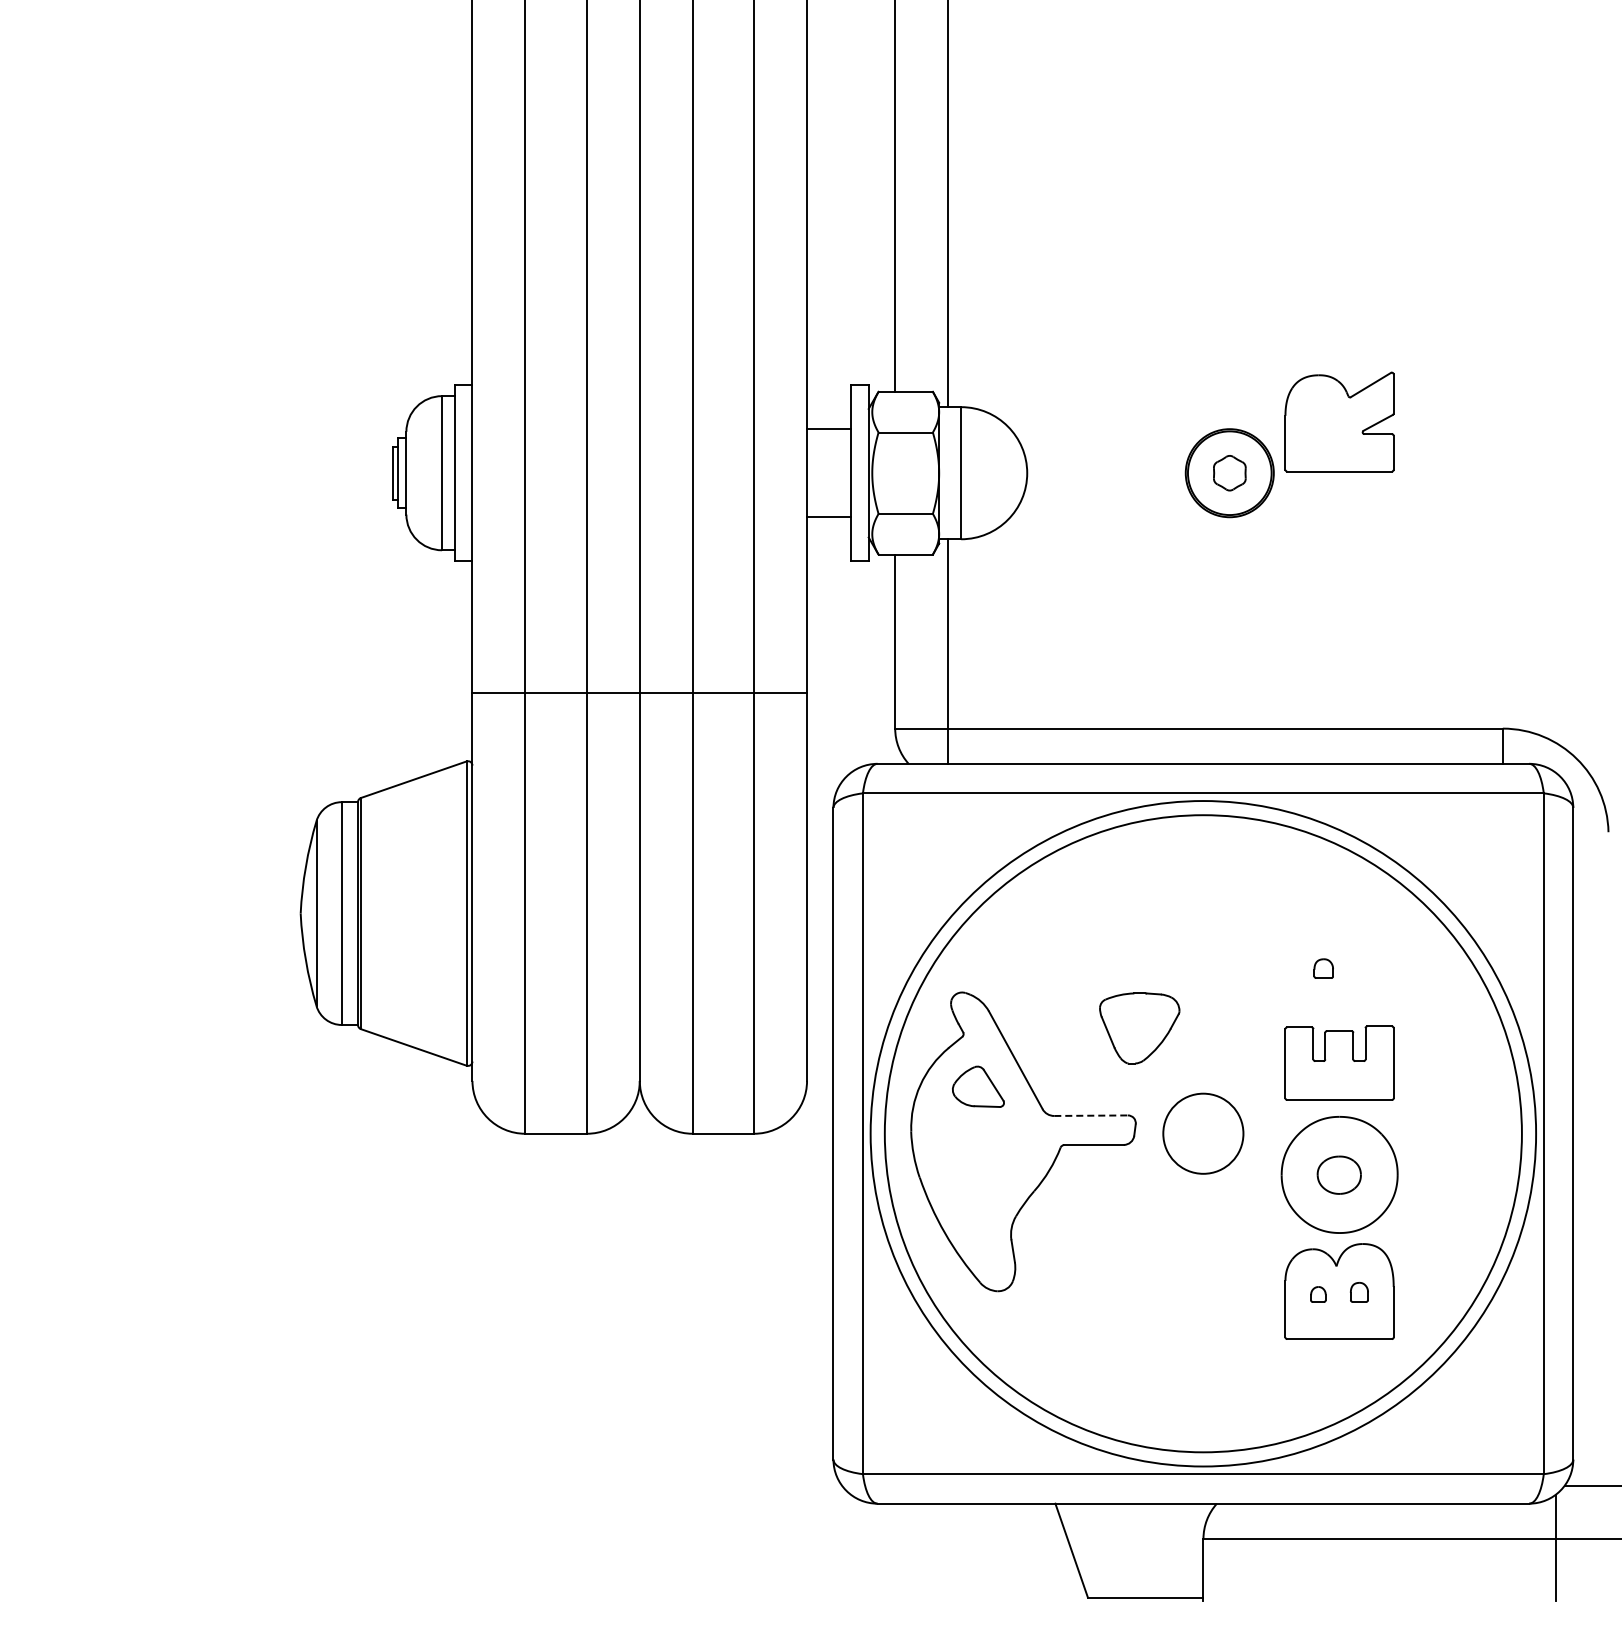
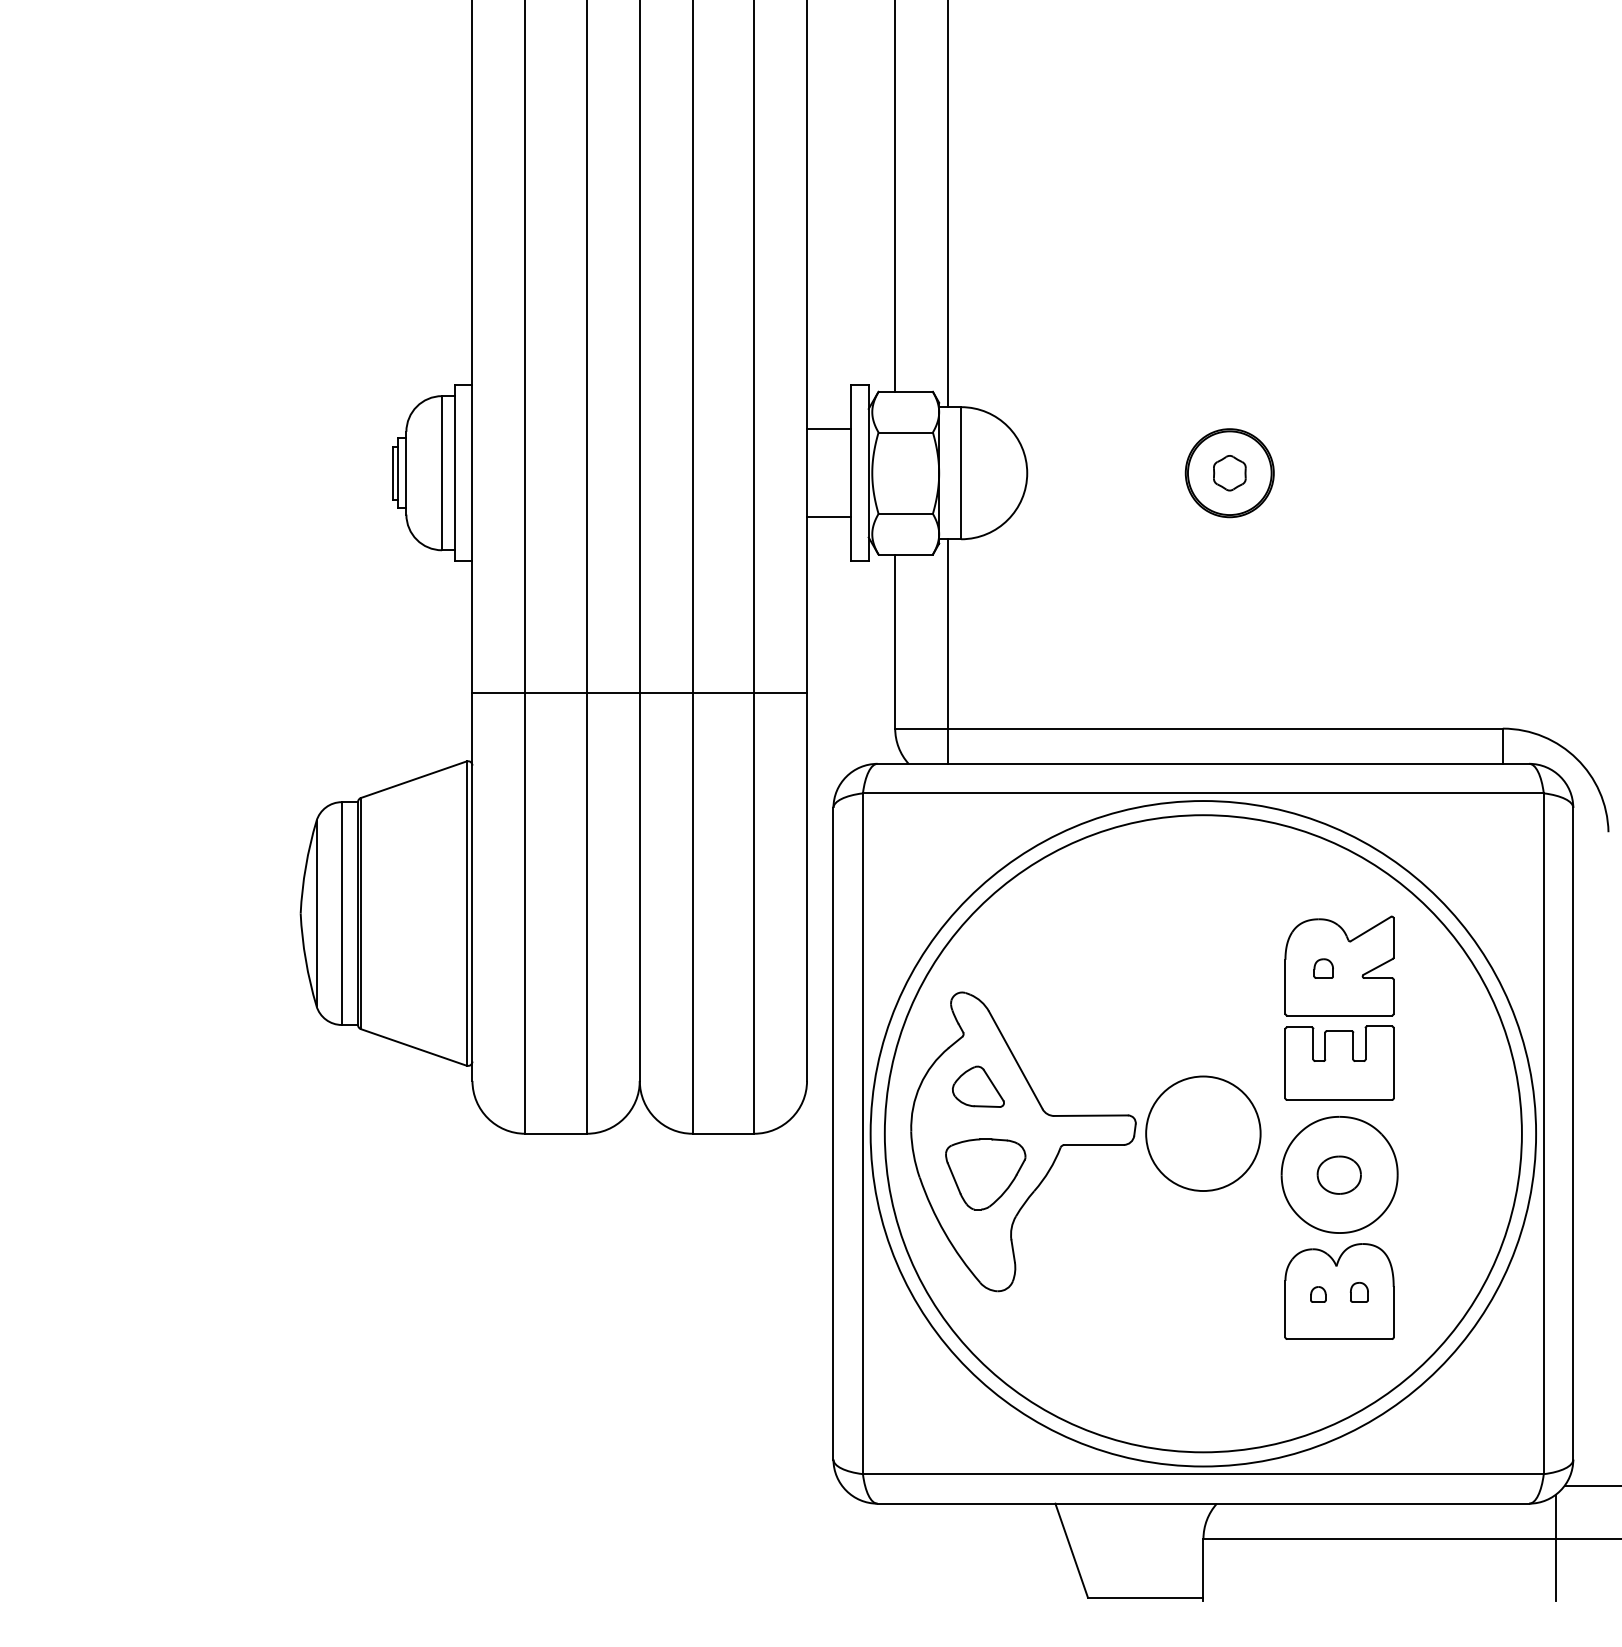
part position: (1339, 421) -> (1339, 965) (1339, 965)
part position: (1139, 1028) -> (985, 1174) (985, 1174)
line: dashed -> solid (1091, 1115)
circle diameter: 80 px -> 114 px (1203, 1133)
